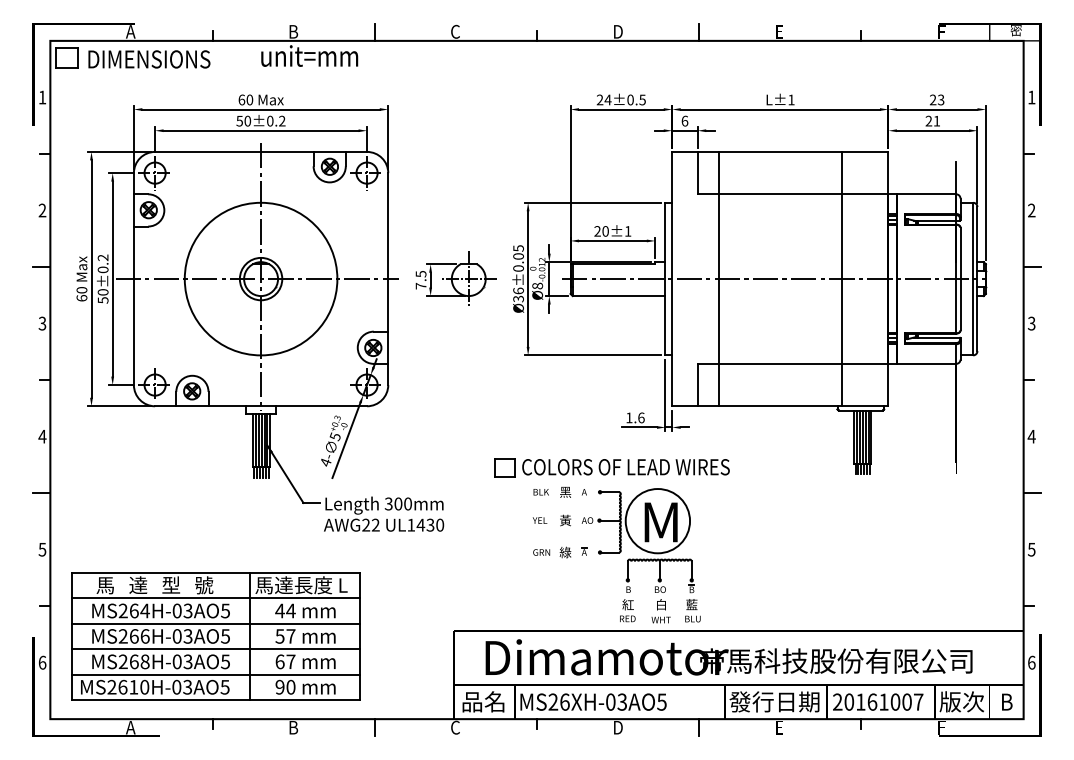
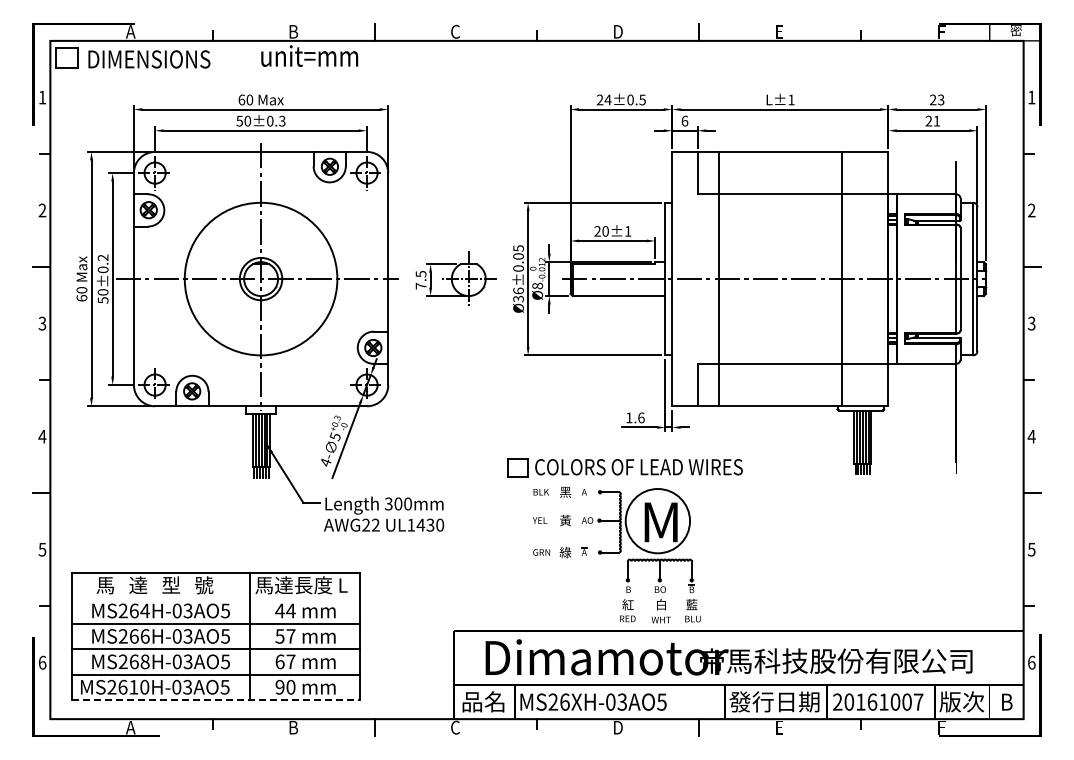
text: 50±0.2 -> 50±0.3 (282, 121)
part position: (611, 467) -> (624, 467) (624, 467)
line: present -> none (215, 598)
line: solid -> dashed (216, 700)
